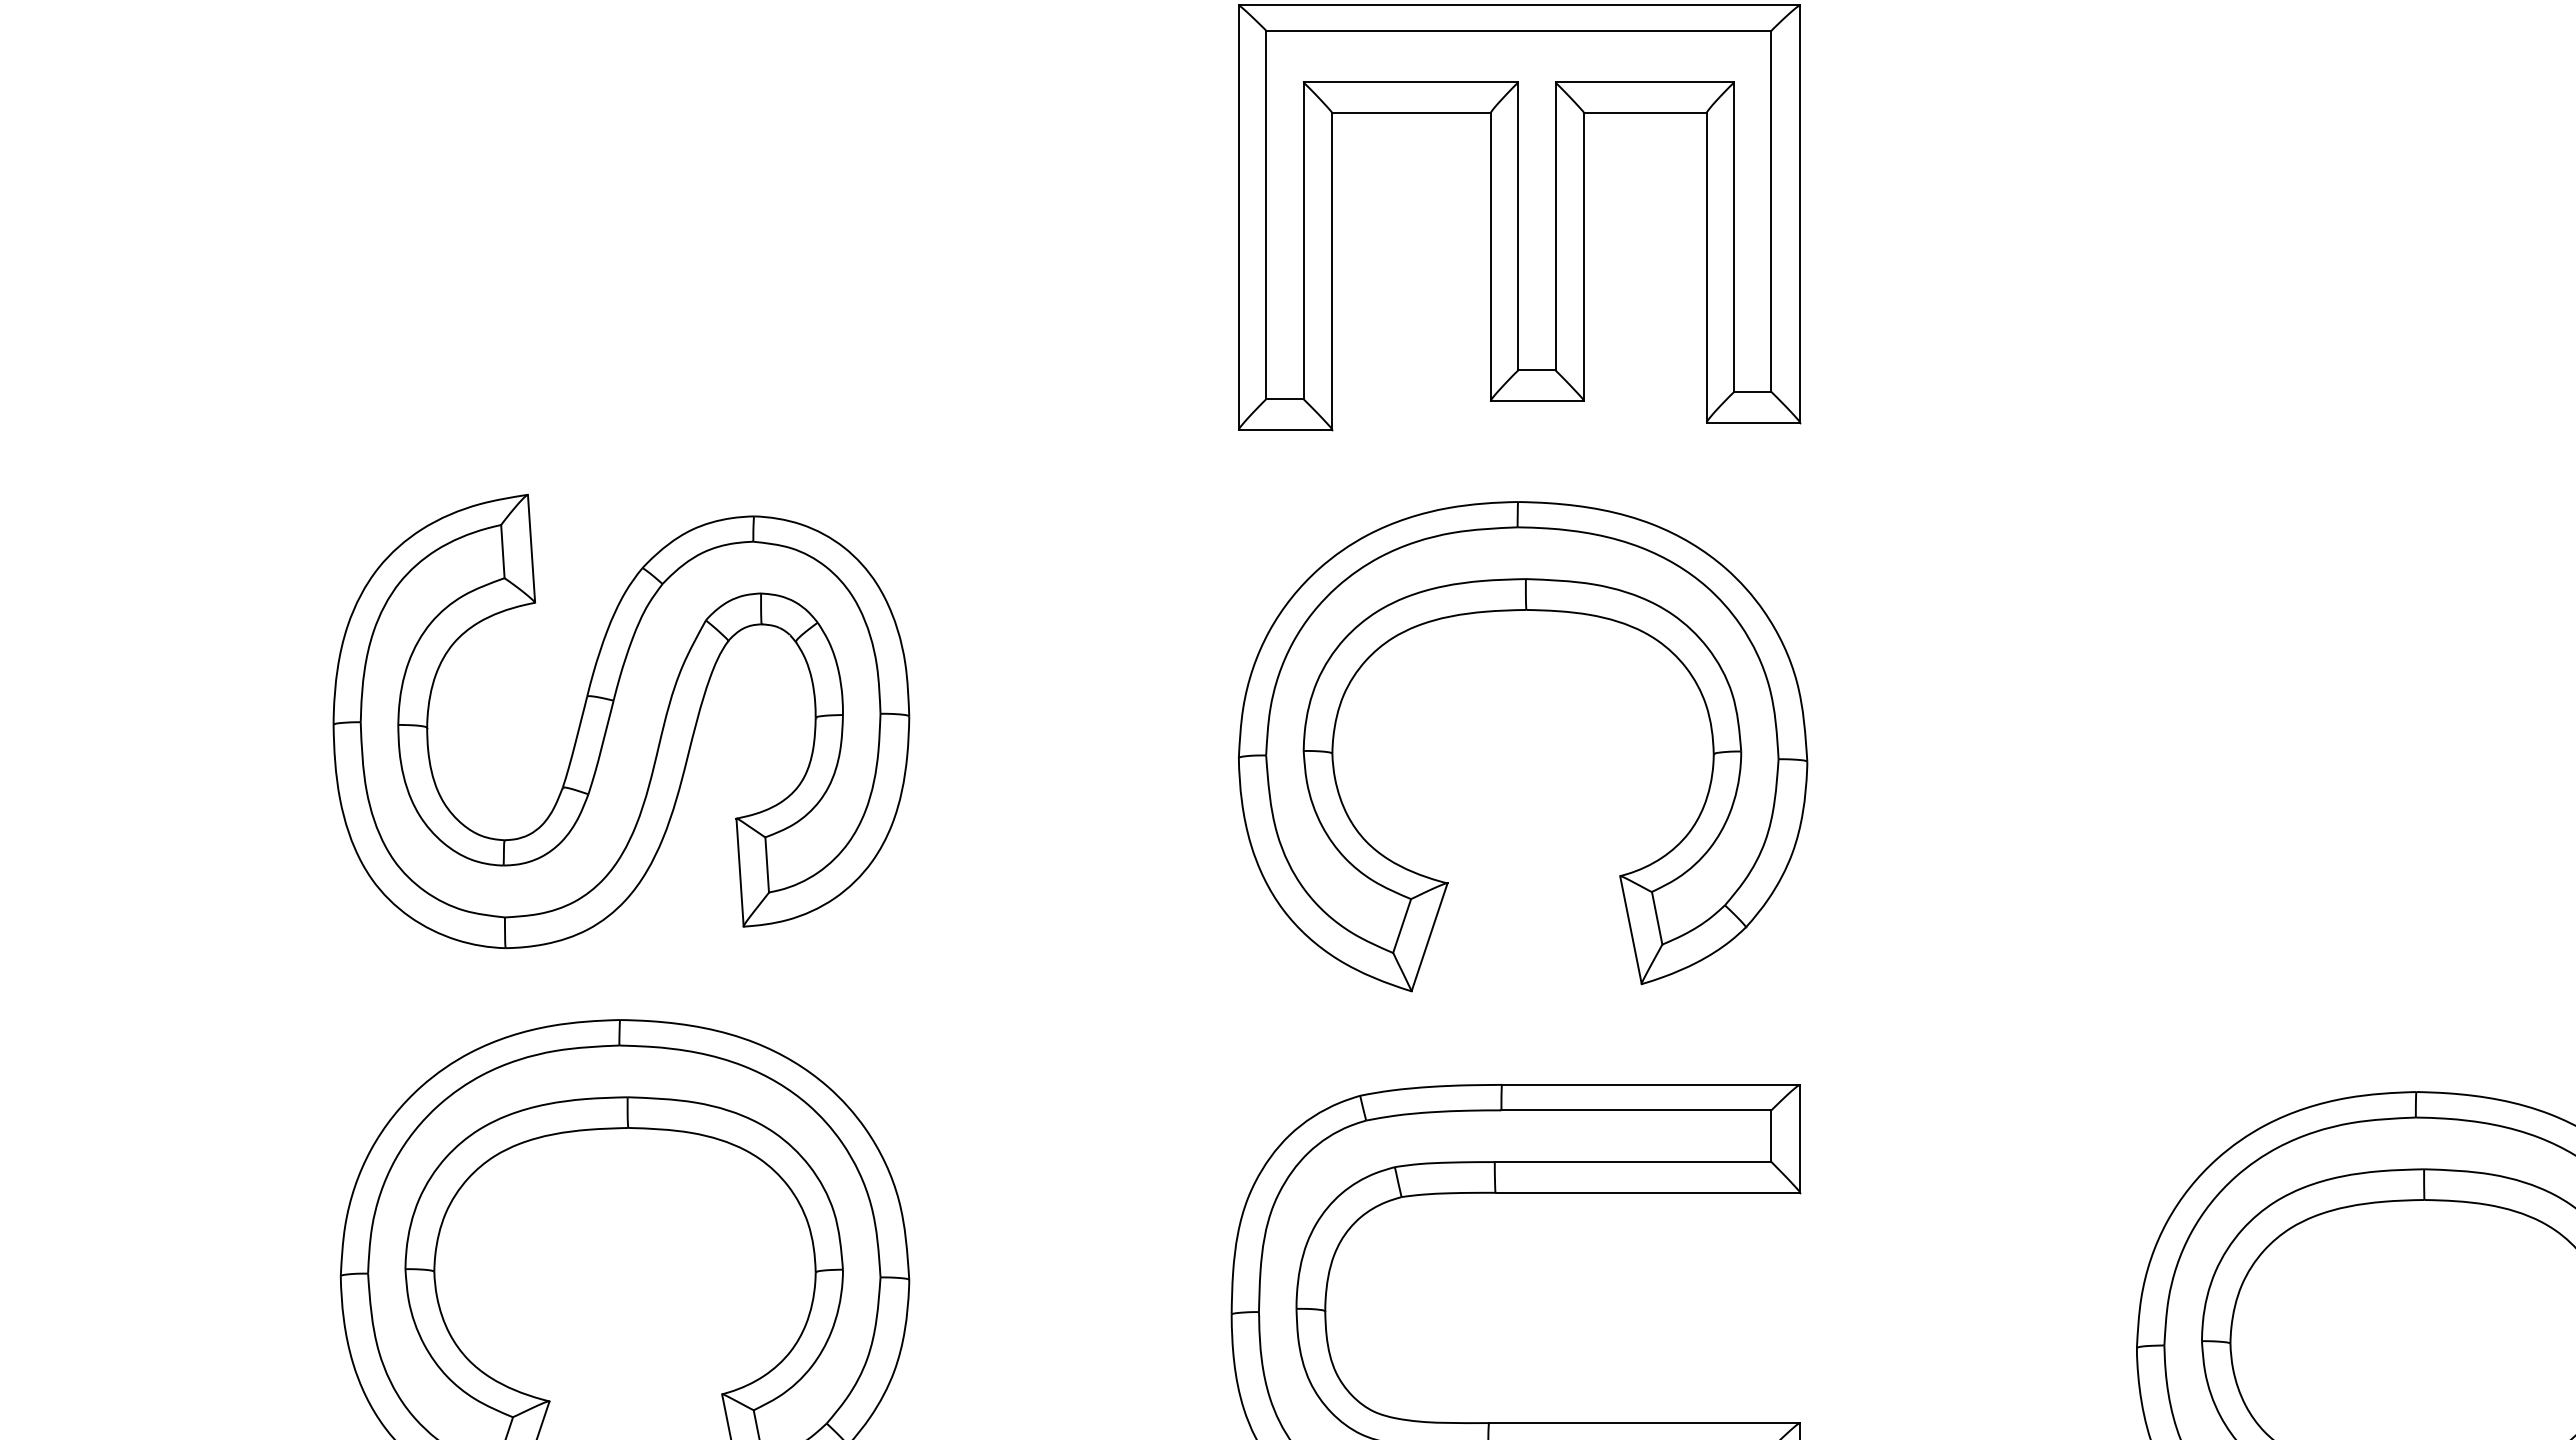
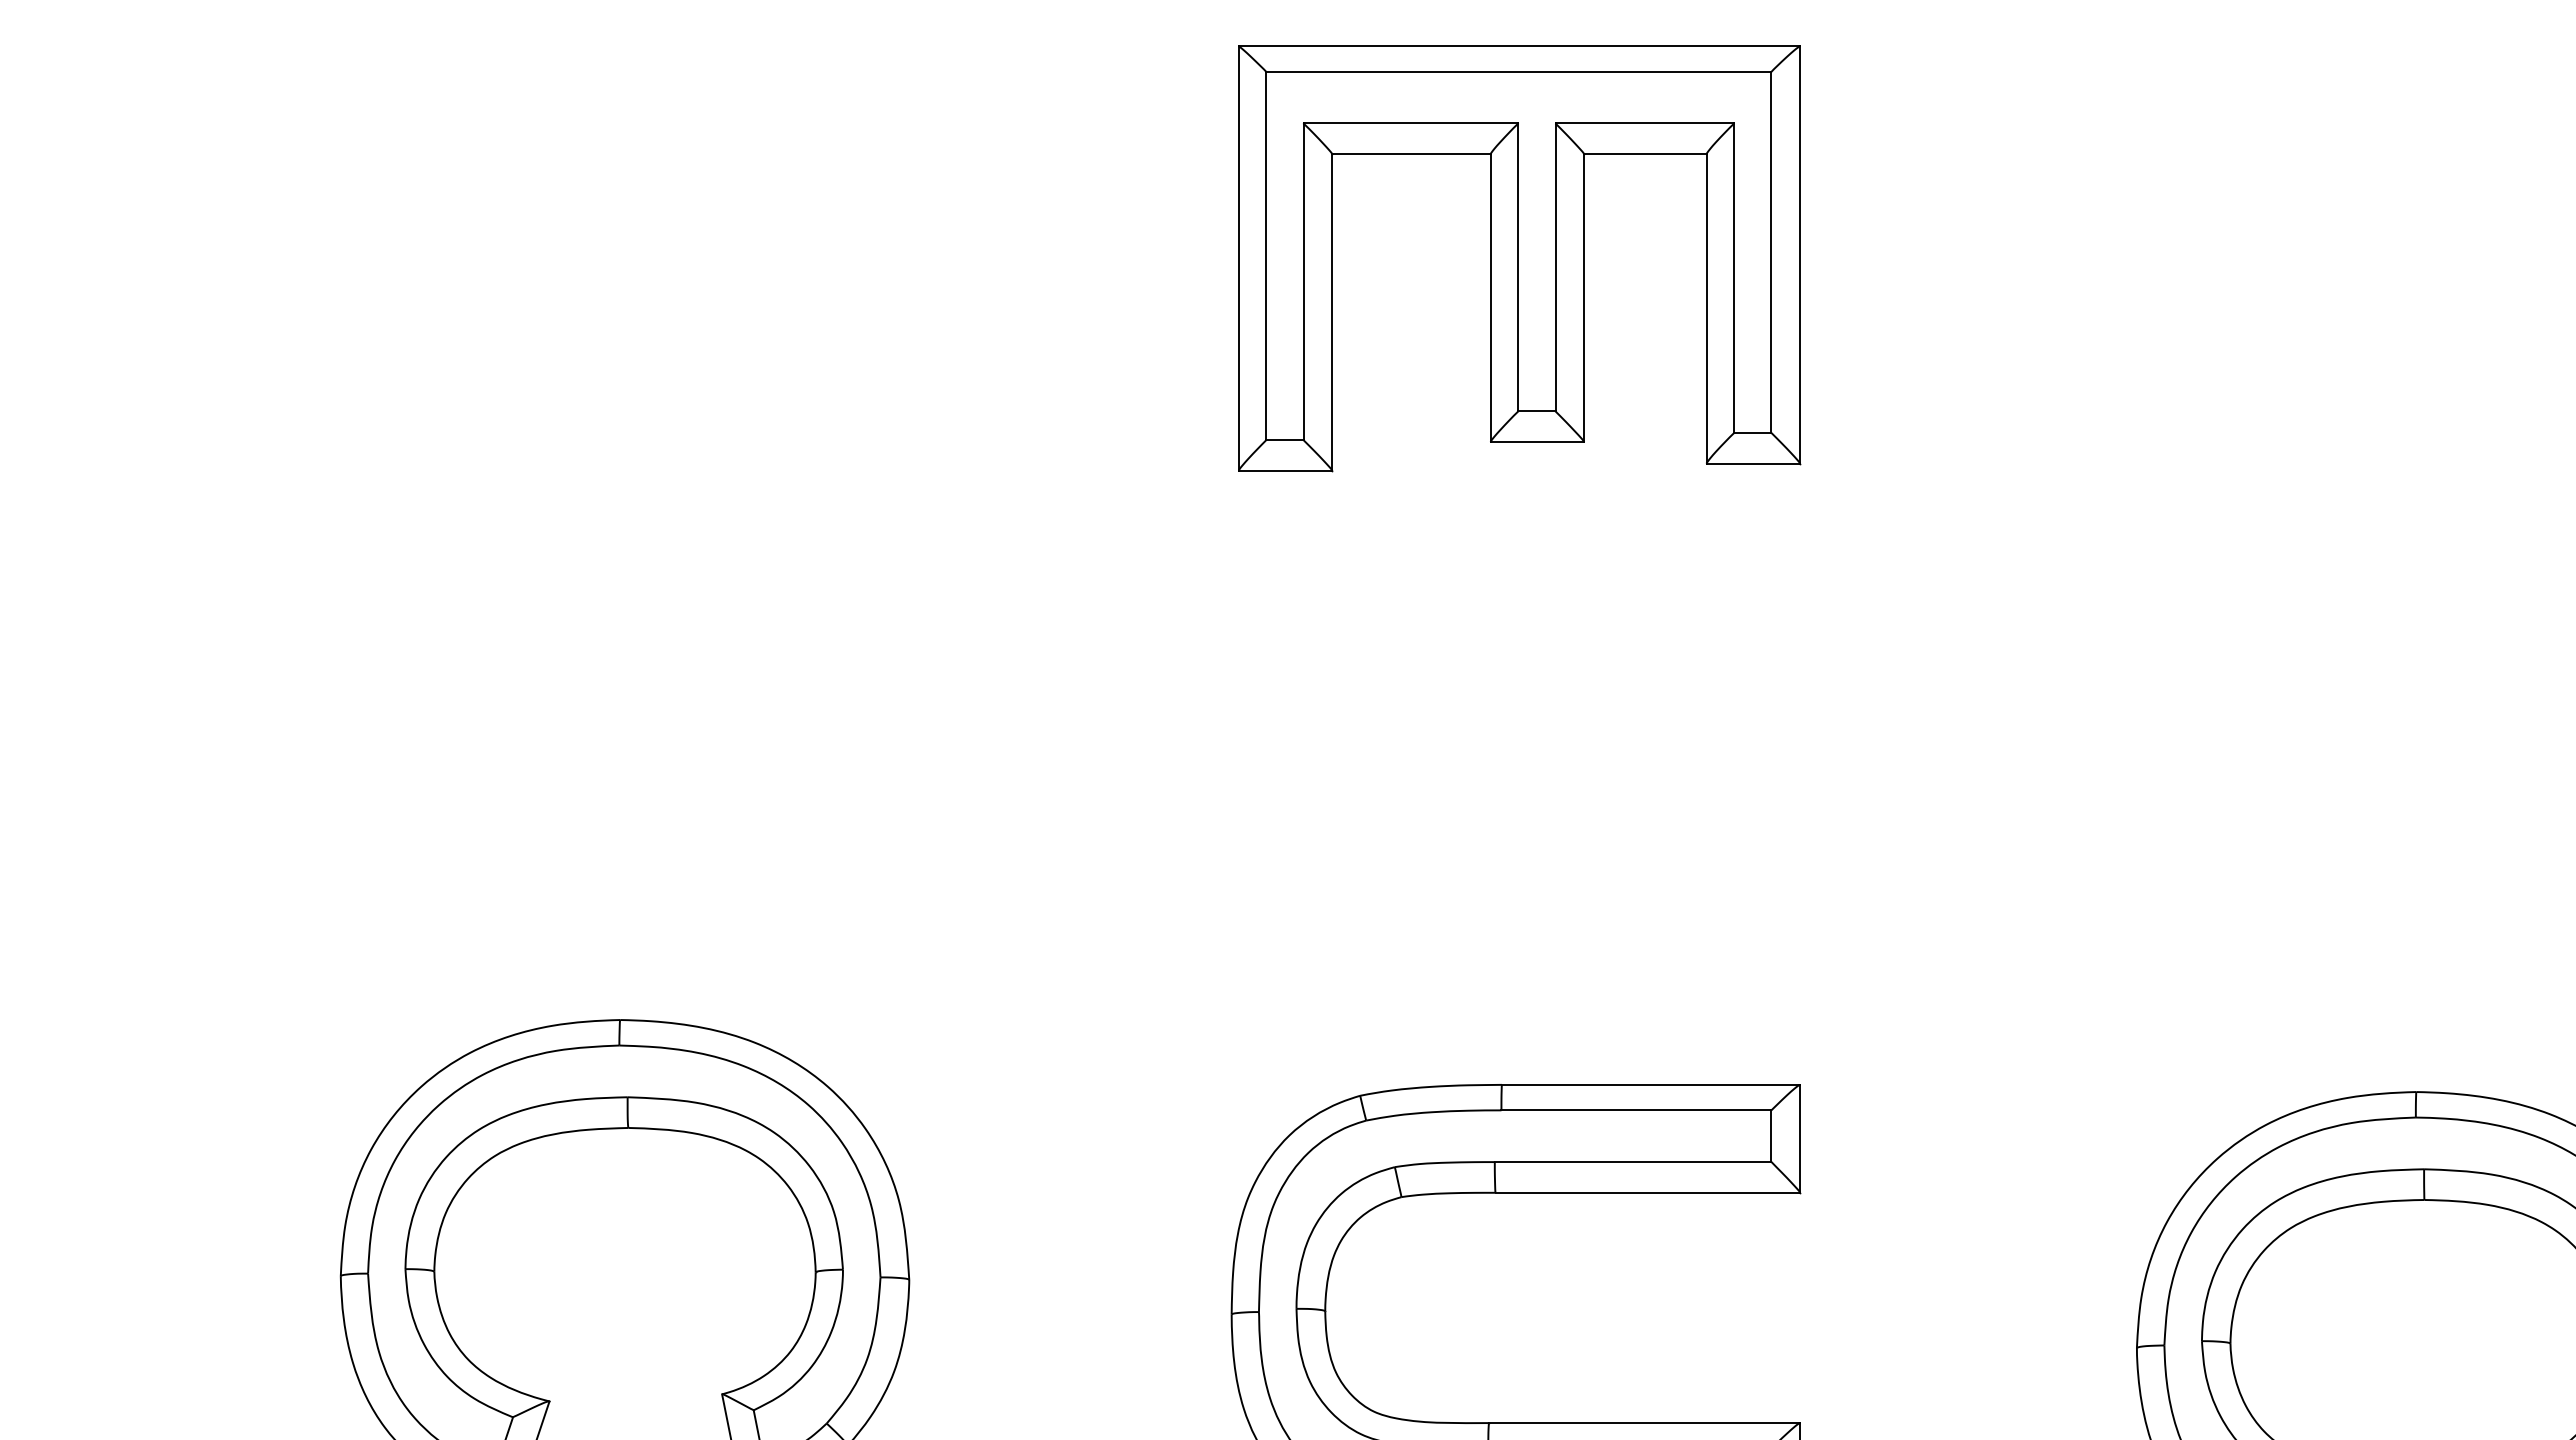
part position: (1519, 217) -> (1519, 258) (1519, 258)
part: present -> none (1515, 611)
part: present -> none (621, 721)
